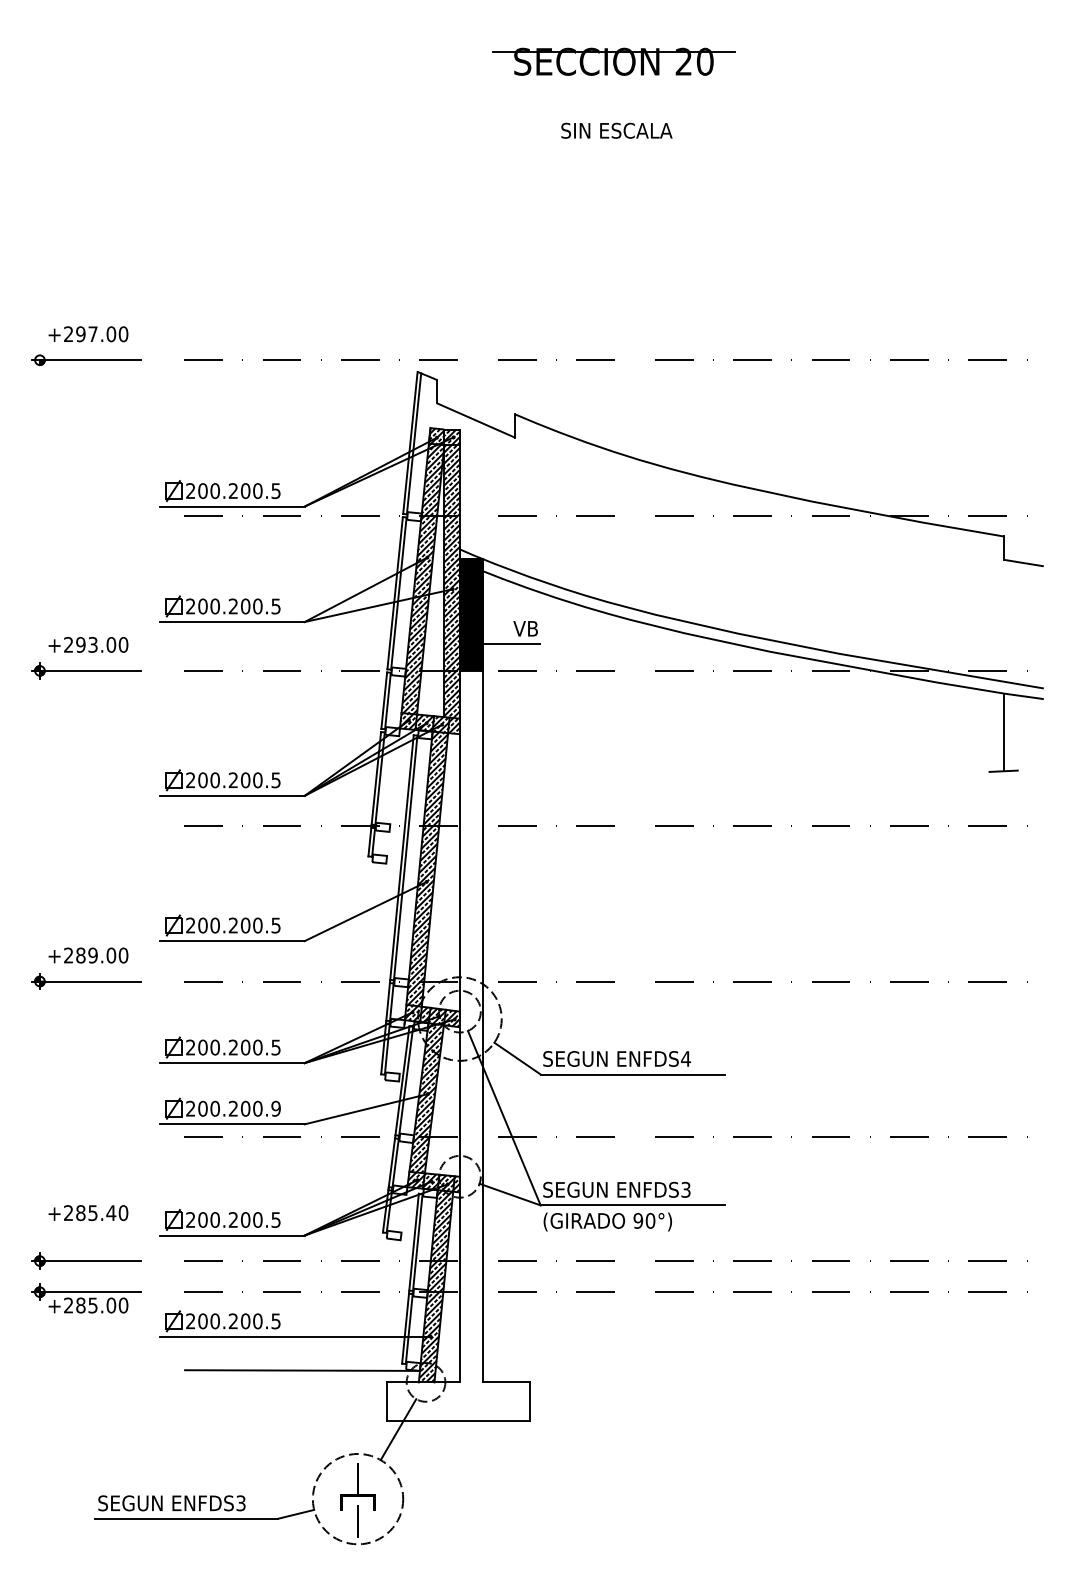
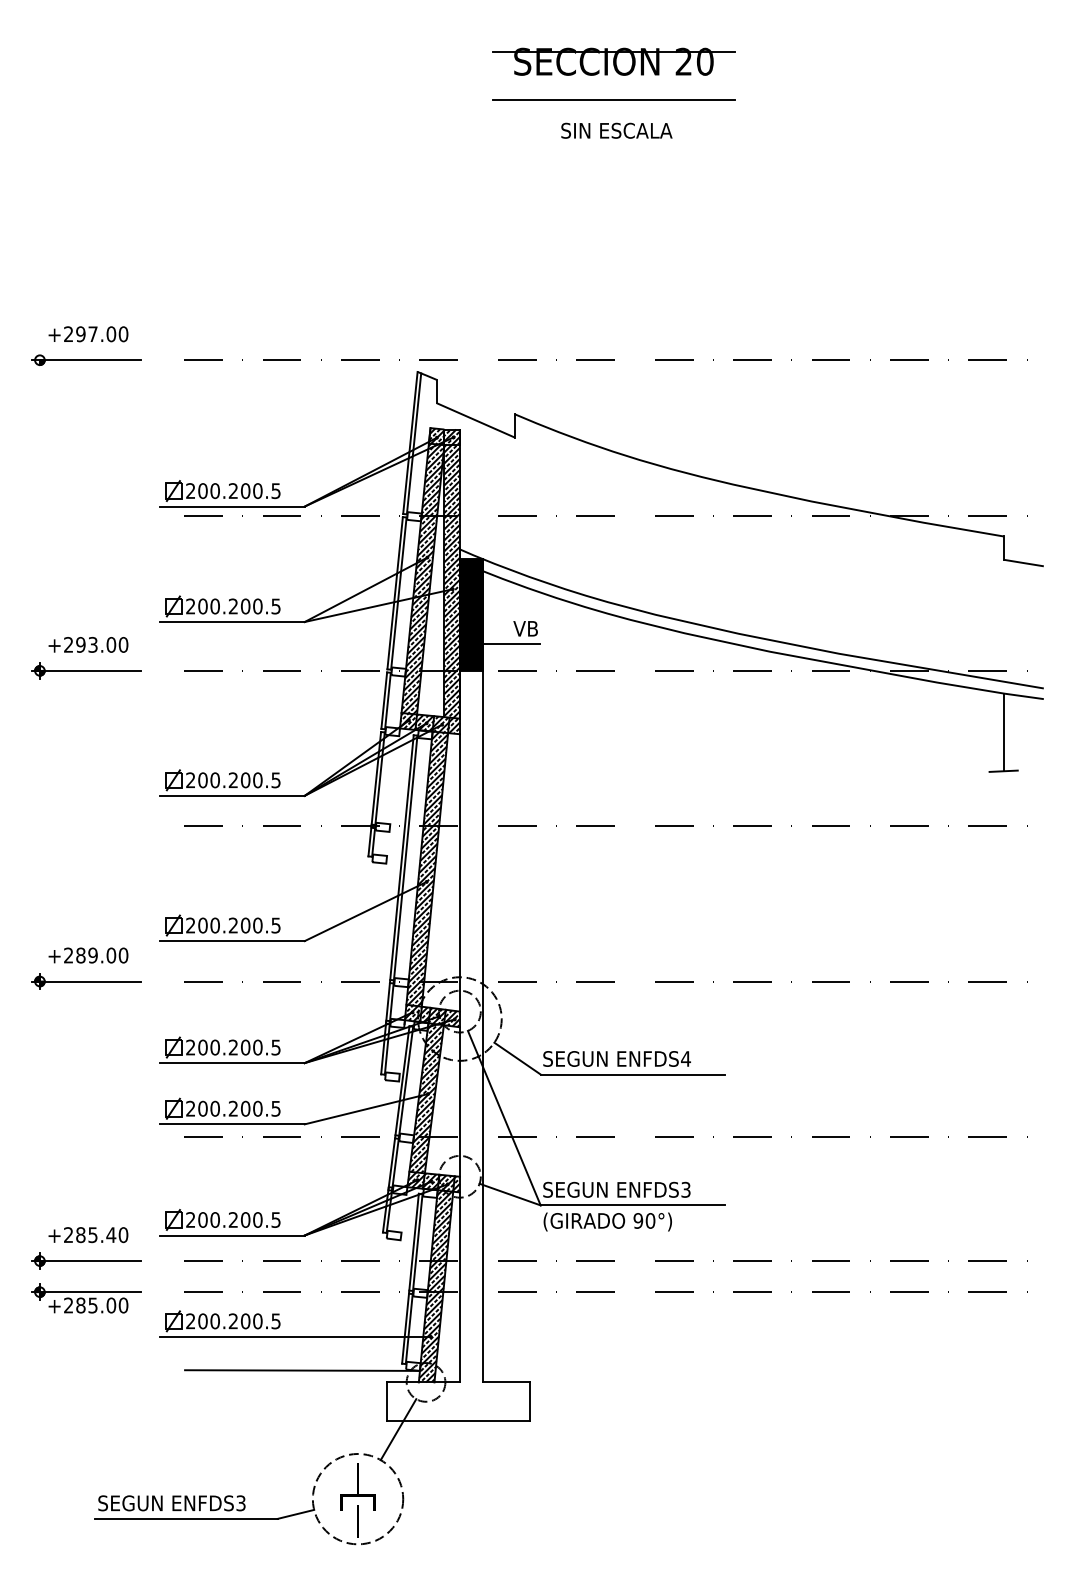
line: none -> present (613, 100)
text: 200.200.9 -> 200.200.5 (275, 1108)
text position: (88, 1213) -> (88, 1235) (88, 1235)
